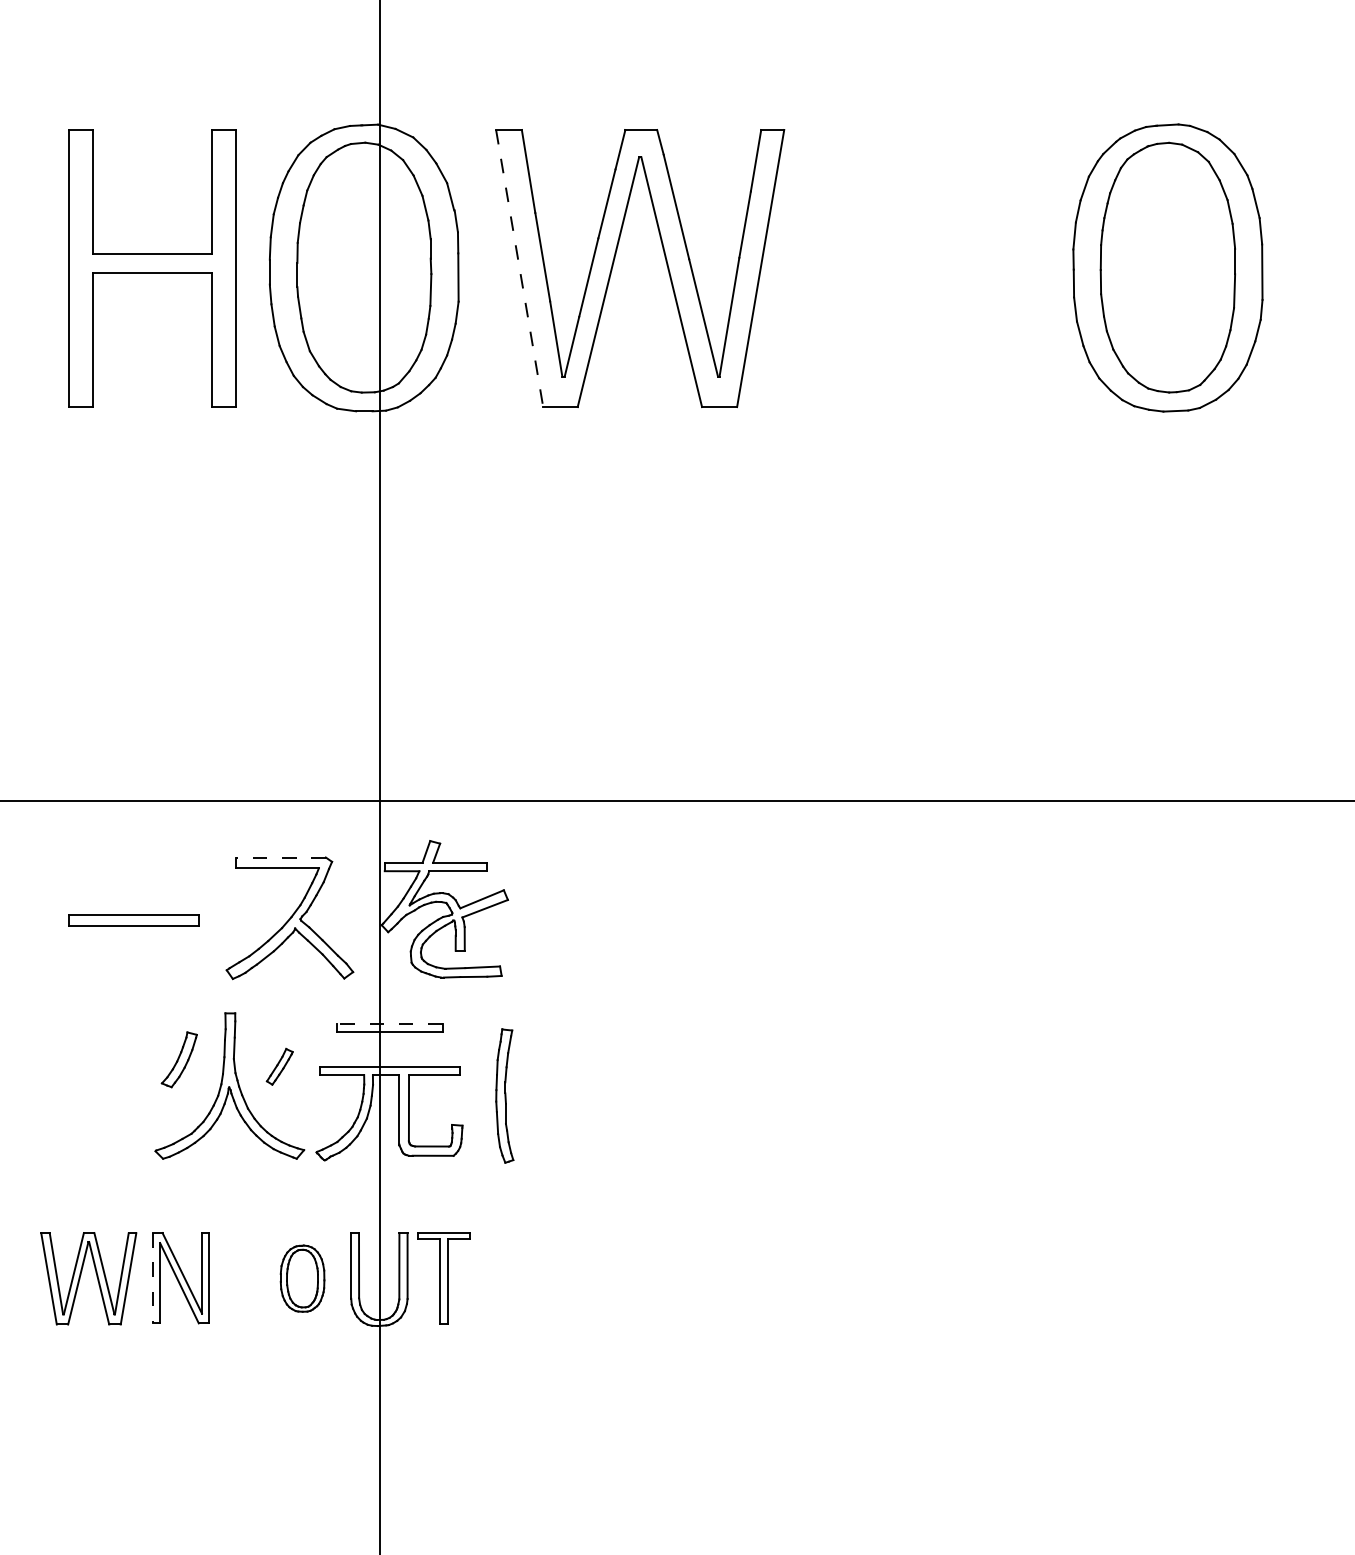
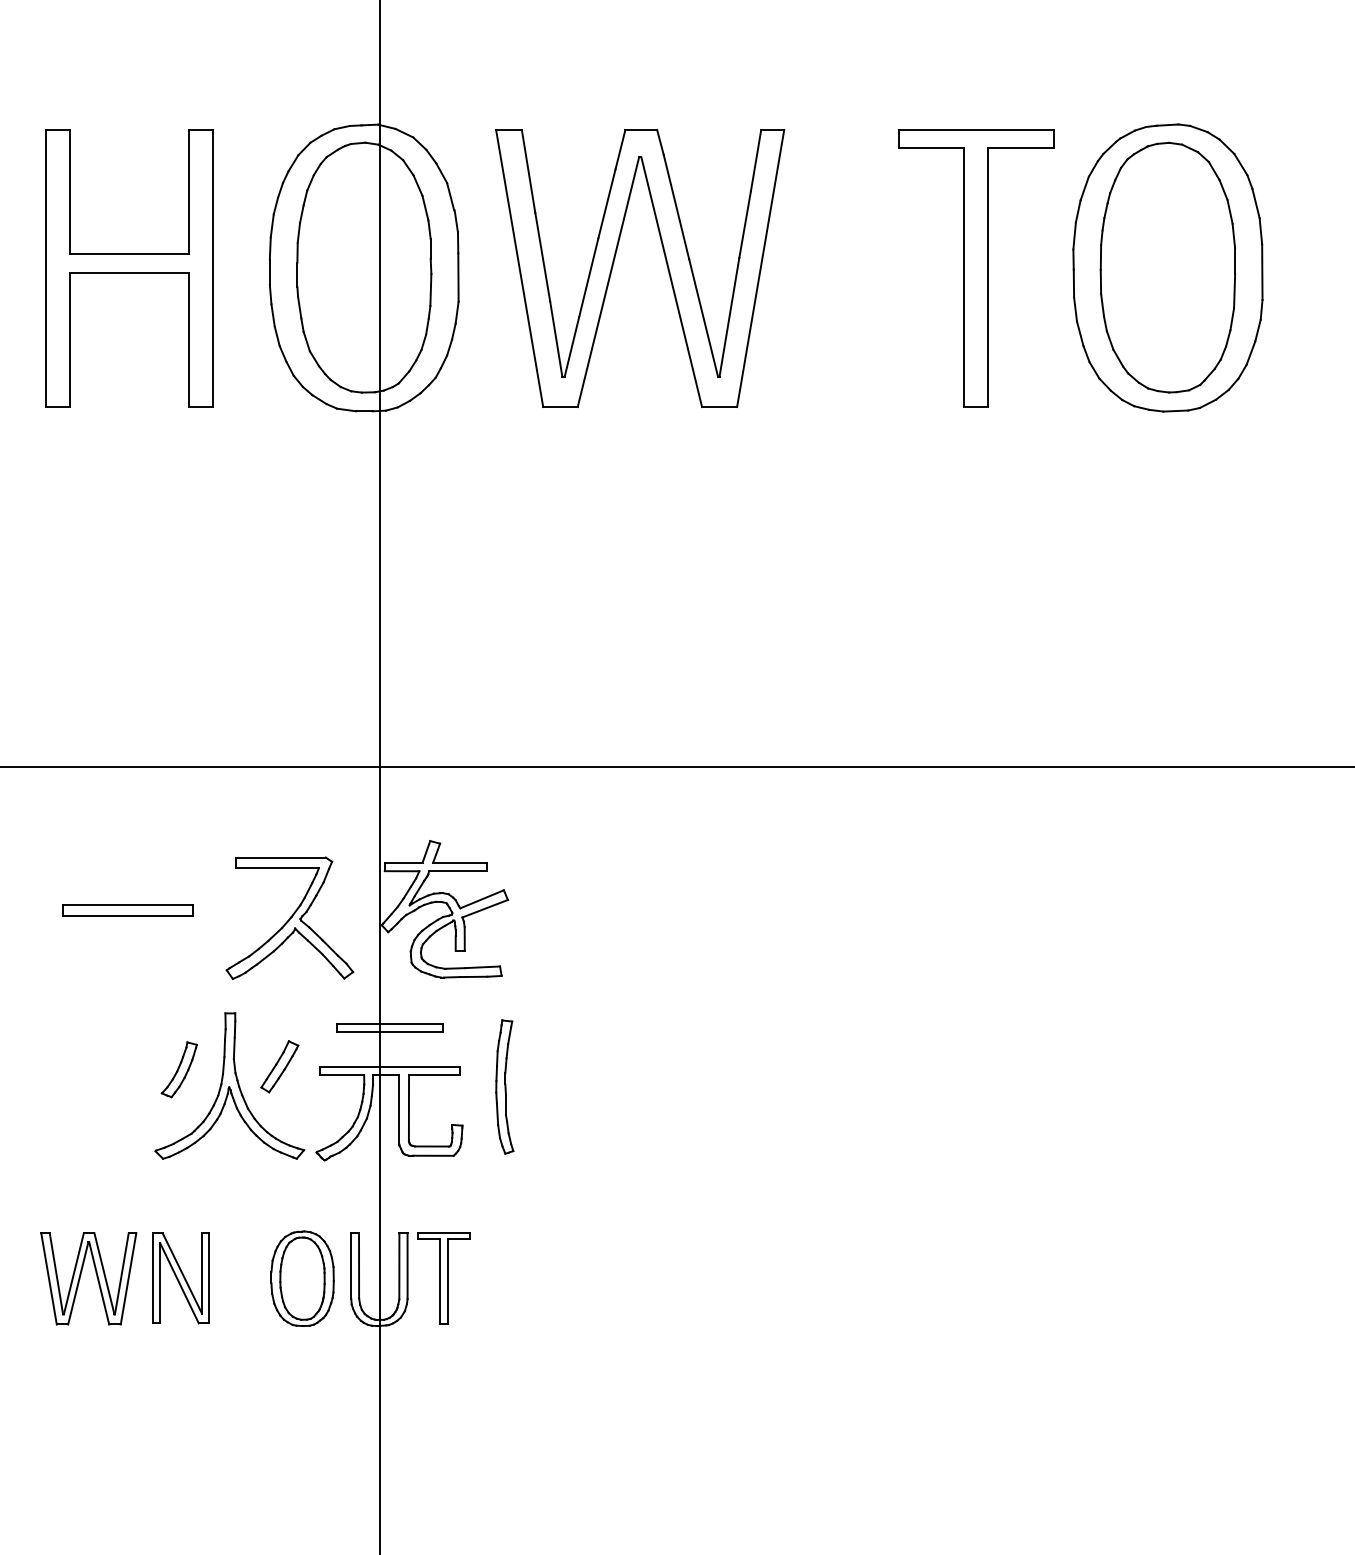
part position: (152, 268) -> (129, 268) (129, 268)
line: dashed -> solid (519, 268)
part: none -> present (976, 268)
line position: (676, 800) -> (676, 766) (676, 766)
line: dashed -> solid (280, 857)
part position: (133, 920) -> (127, 910) (127, 910)
line: dashed -> solid (389, 1023)
part position: (178, 1059) -> (178, 1069) (178, 1069)
part size: 29x39 px -> 40x54 px (279, 1066)
part position: (504, 1095) -> (504, 1086) (504, 1086)
line: dashed -> solid (152, 1278)
part size: 47x69 px -> 65x97 px (302, 1278)
